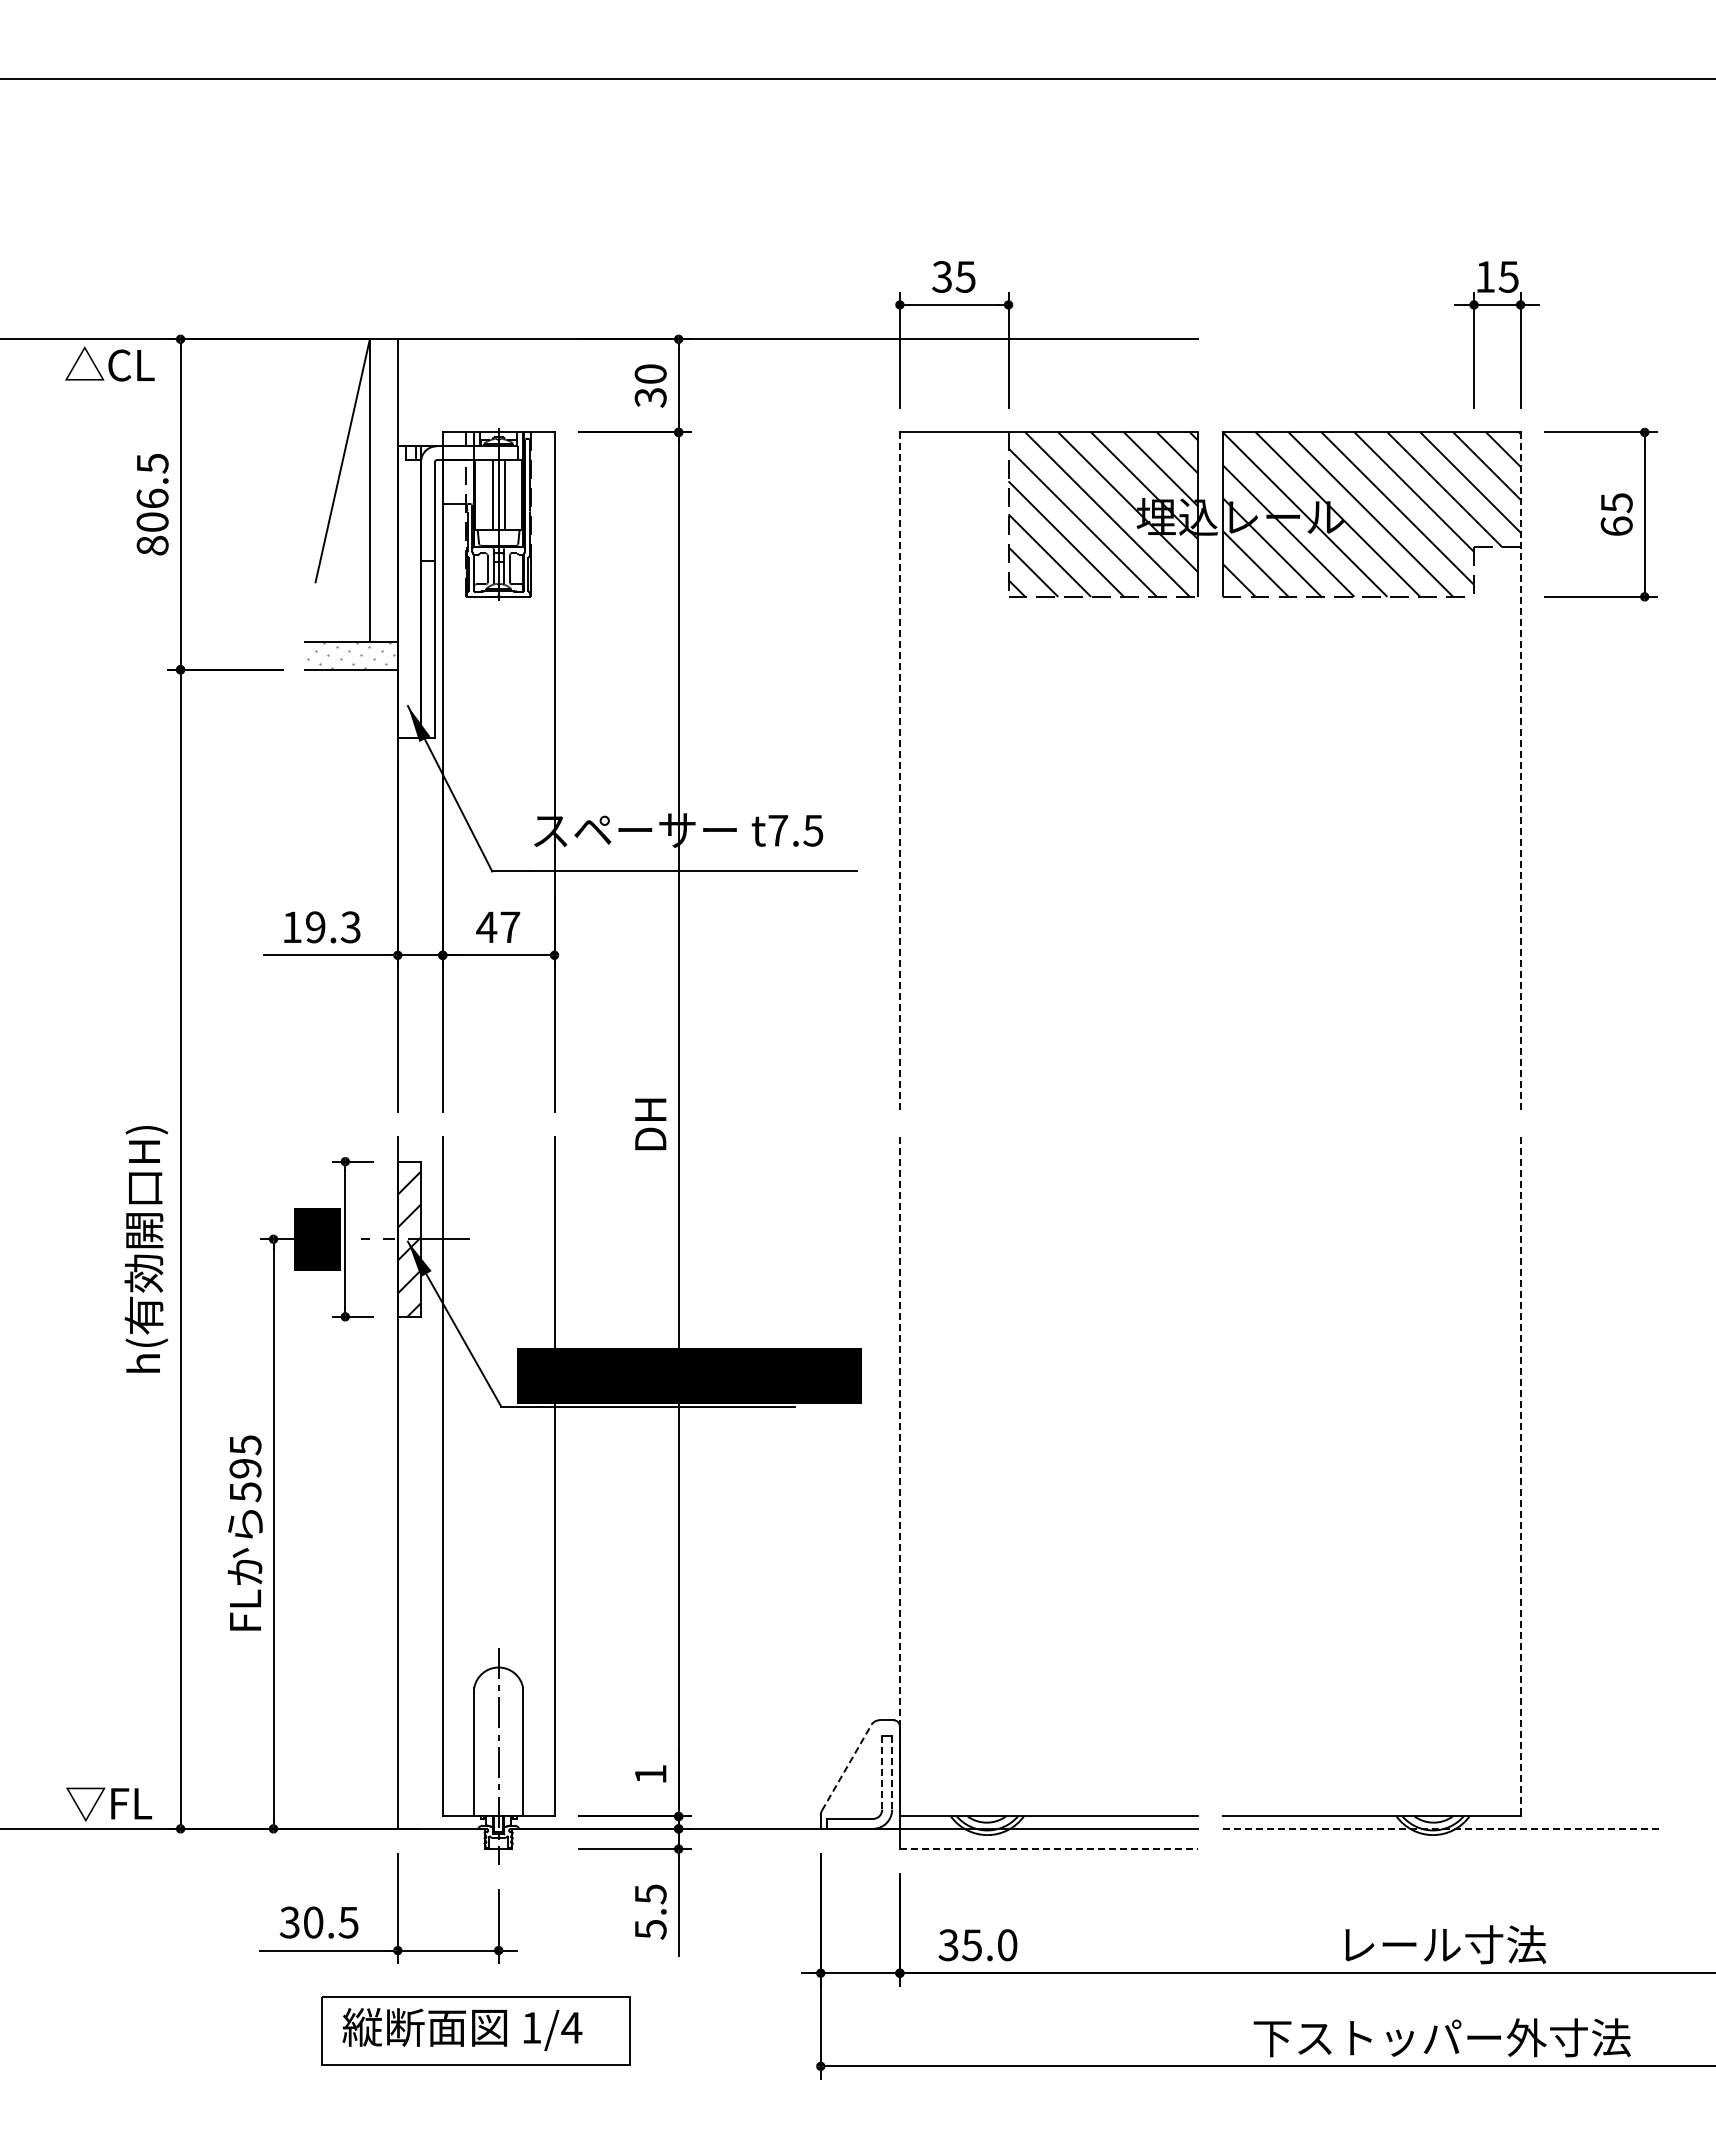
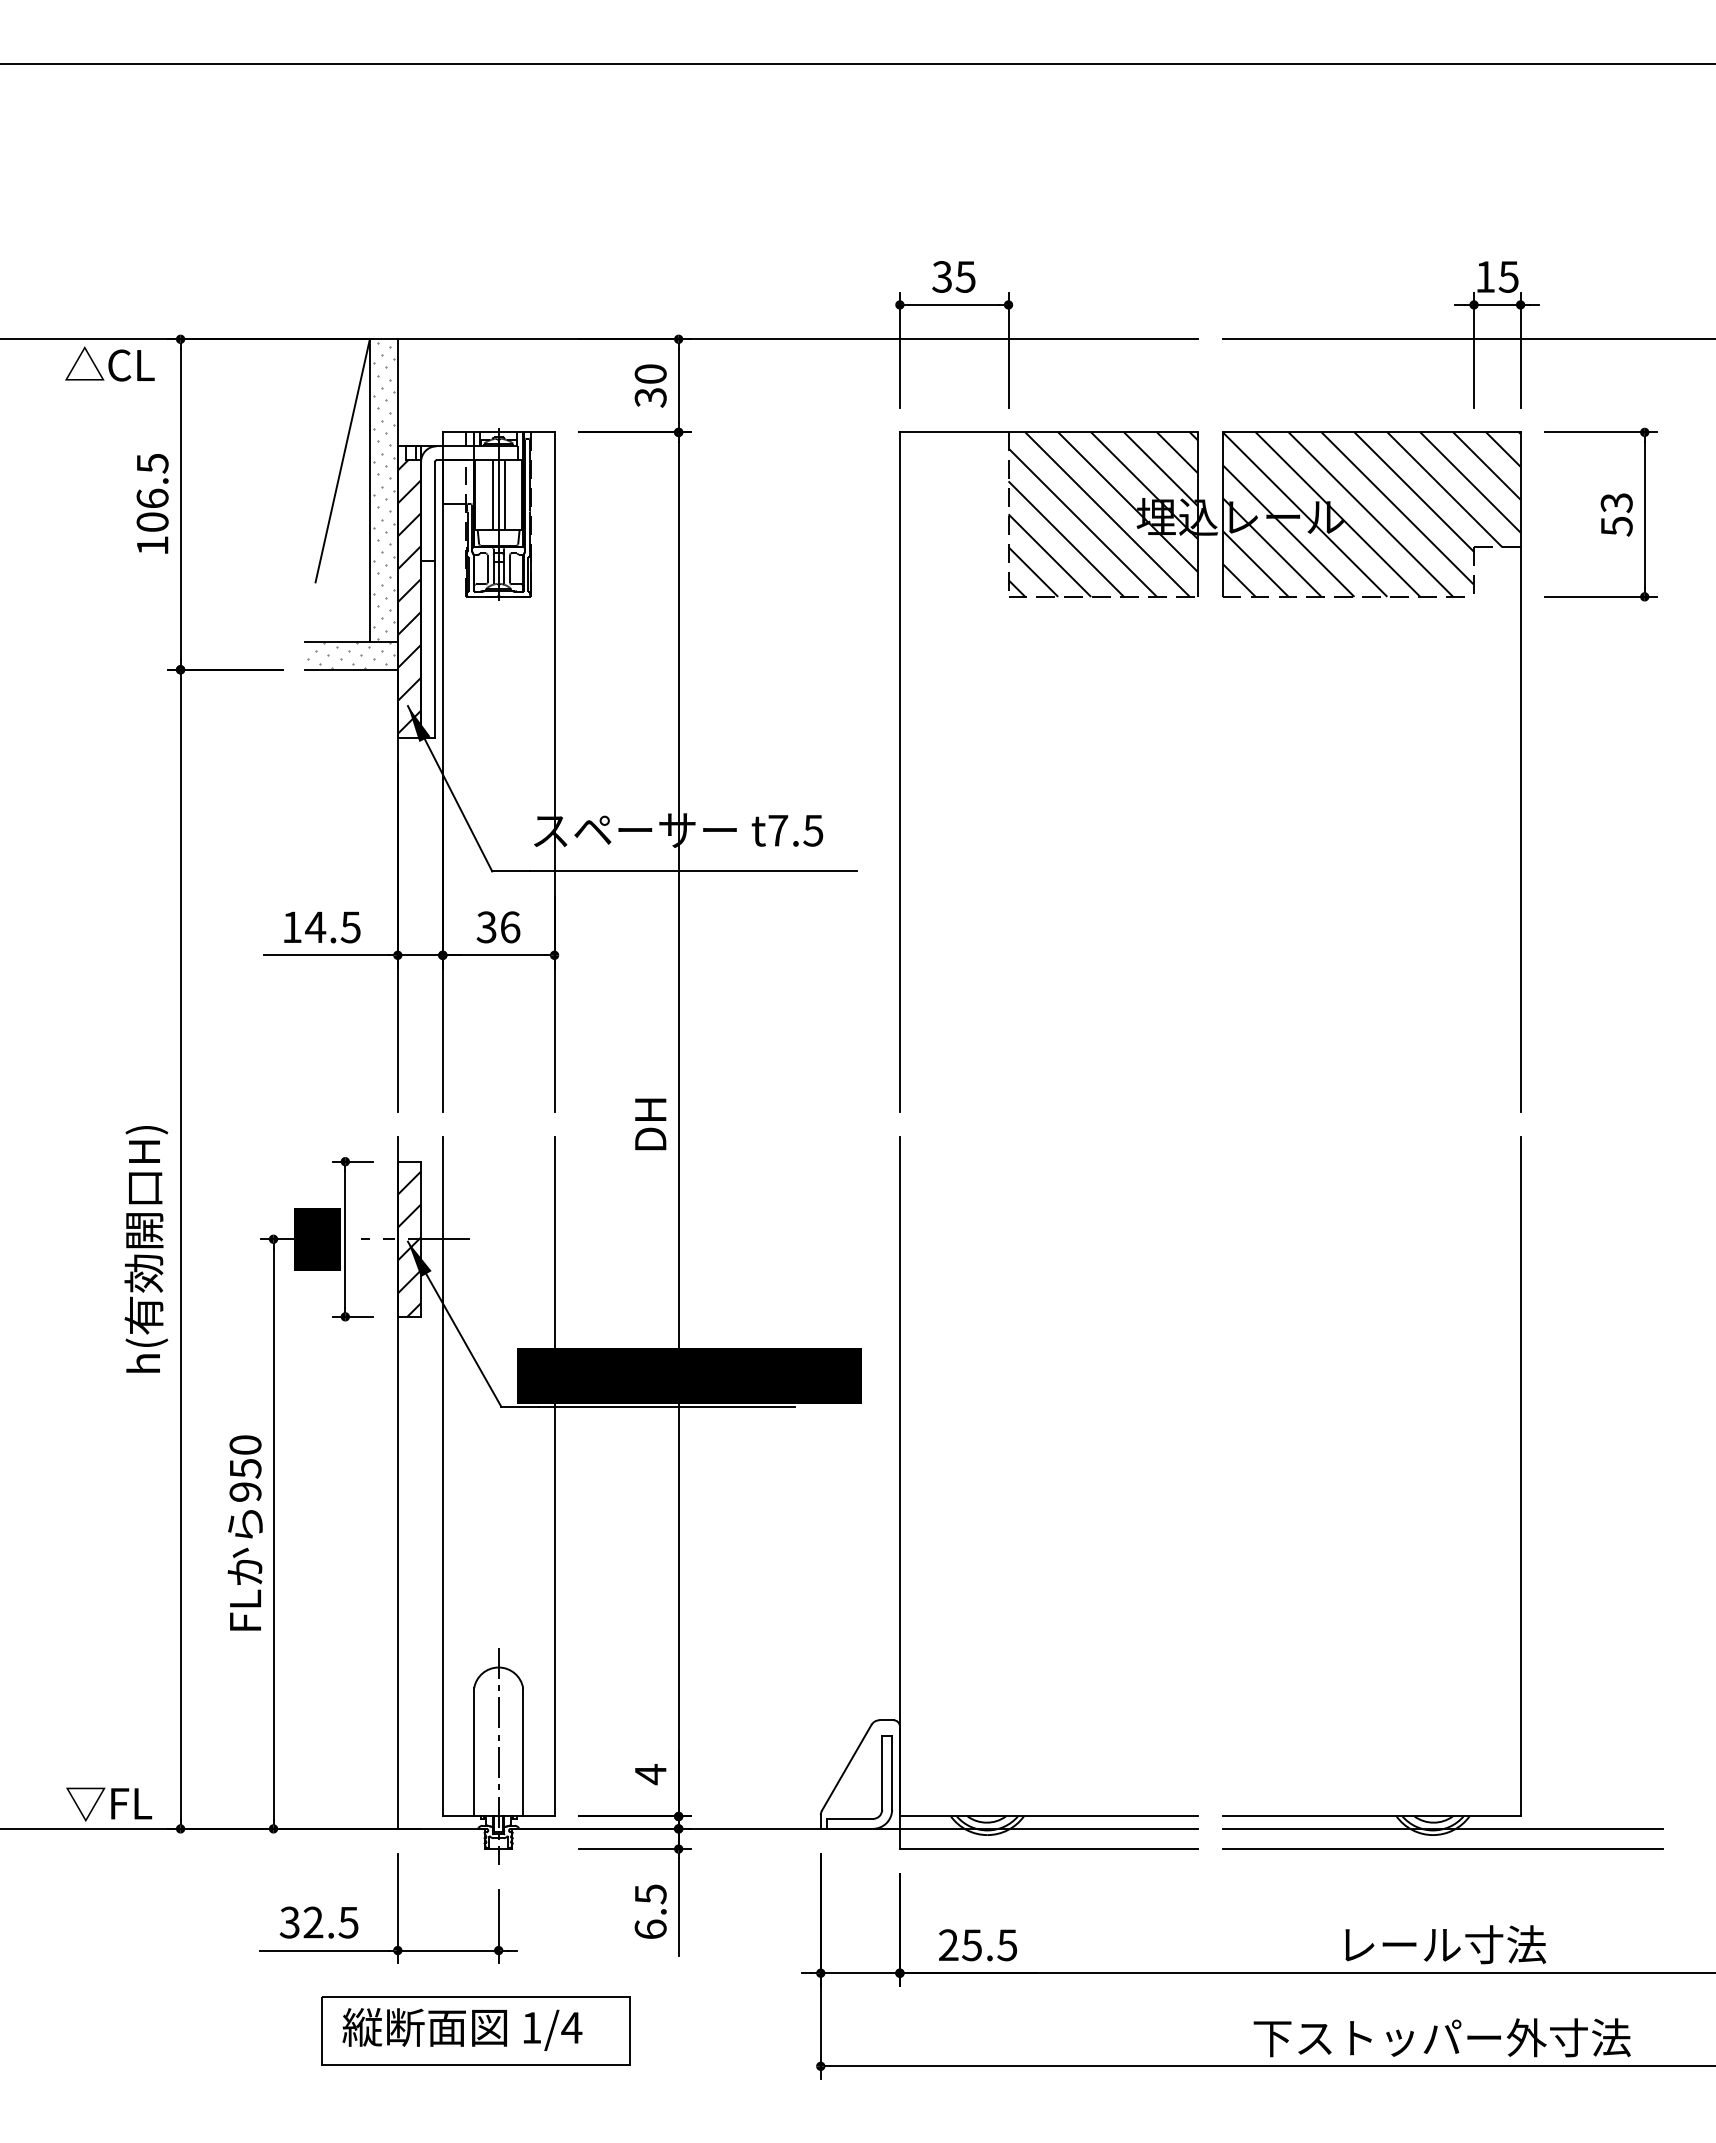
line position: (857, 79) -> (857, 64) (857, 64)
line: none -> present (1467, 339)
hatch: none -> present (383, 490)
text: 65 -> 53 (1616, 514)
text: 806.5 -> 106.5 (152, 545)
hatch: none -> present (409, 596)
line: dashed -> solid (899, 772)
line: dashed -> solid (1520, 772)
text: 19.3 -> 14.5 (332, 927)
text: 47 -> 36 (498, 927)
text: 595 -> 950 (245, 1468)
line: dashed -> solid (899, 1476)
line: dashed -> solid (1520, 1476)
line: dashed -> solid (847, 1767)
line: dashed -> solid (882, 1772)
line: dashed -> solid (892, 1772)
text: 1 -> 4 (650, 1774)
line: dashed -> solid (1443, 1828)
line: dashed -> solid (1048, 1849)
line: none -> present (1442, 1849)
text: 30.5 -> 32.5 (313, 1922)
text: 5.5 -> 6.5 (650, 1929)
text: 35.0 -> 25.5 (977, 1945)
